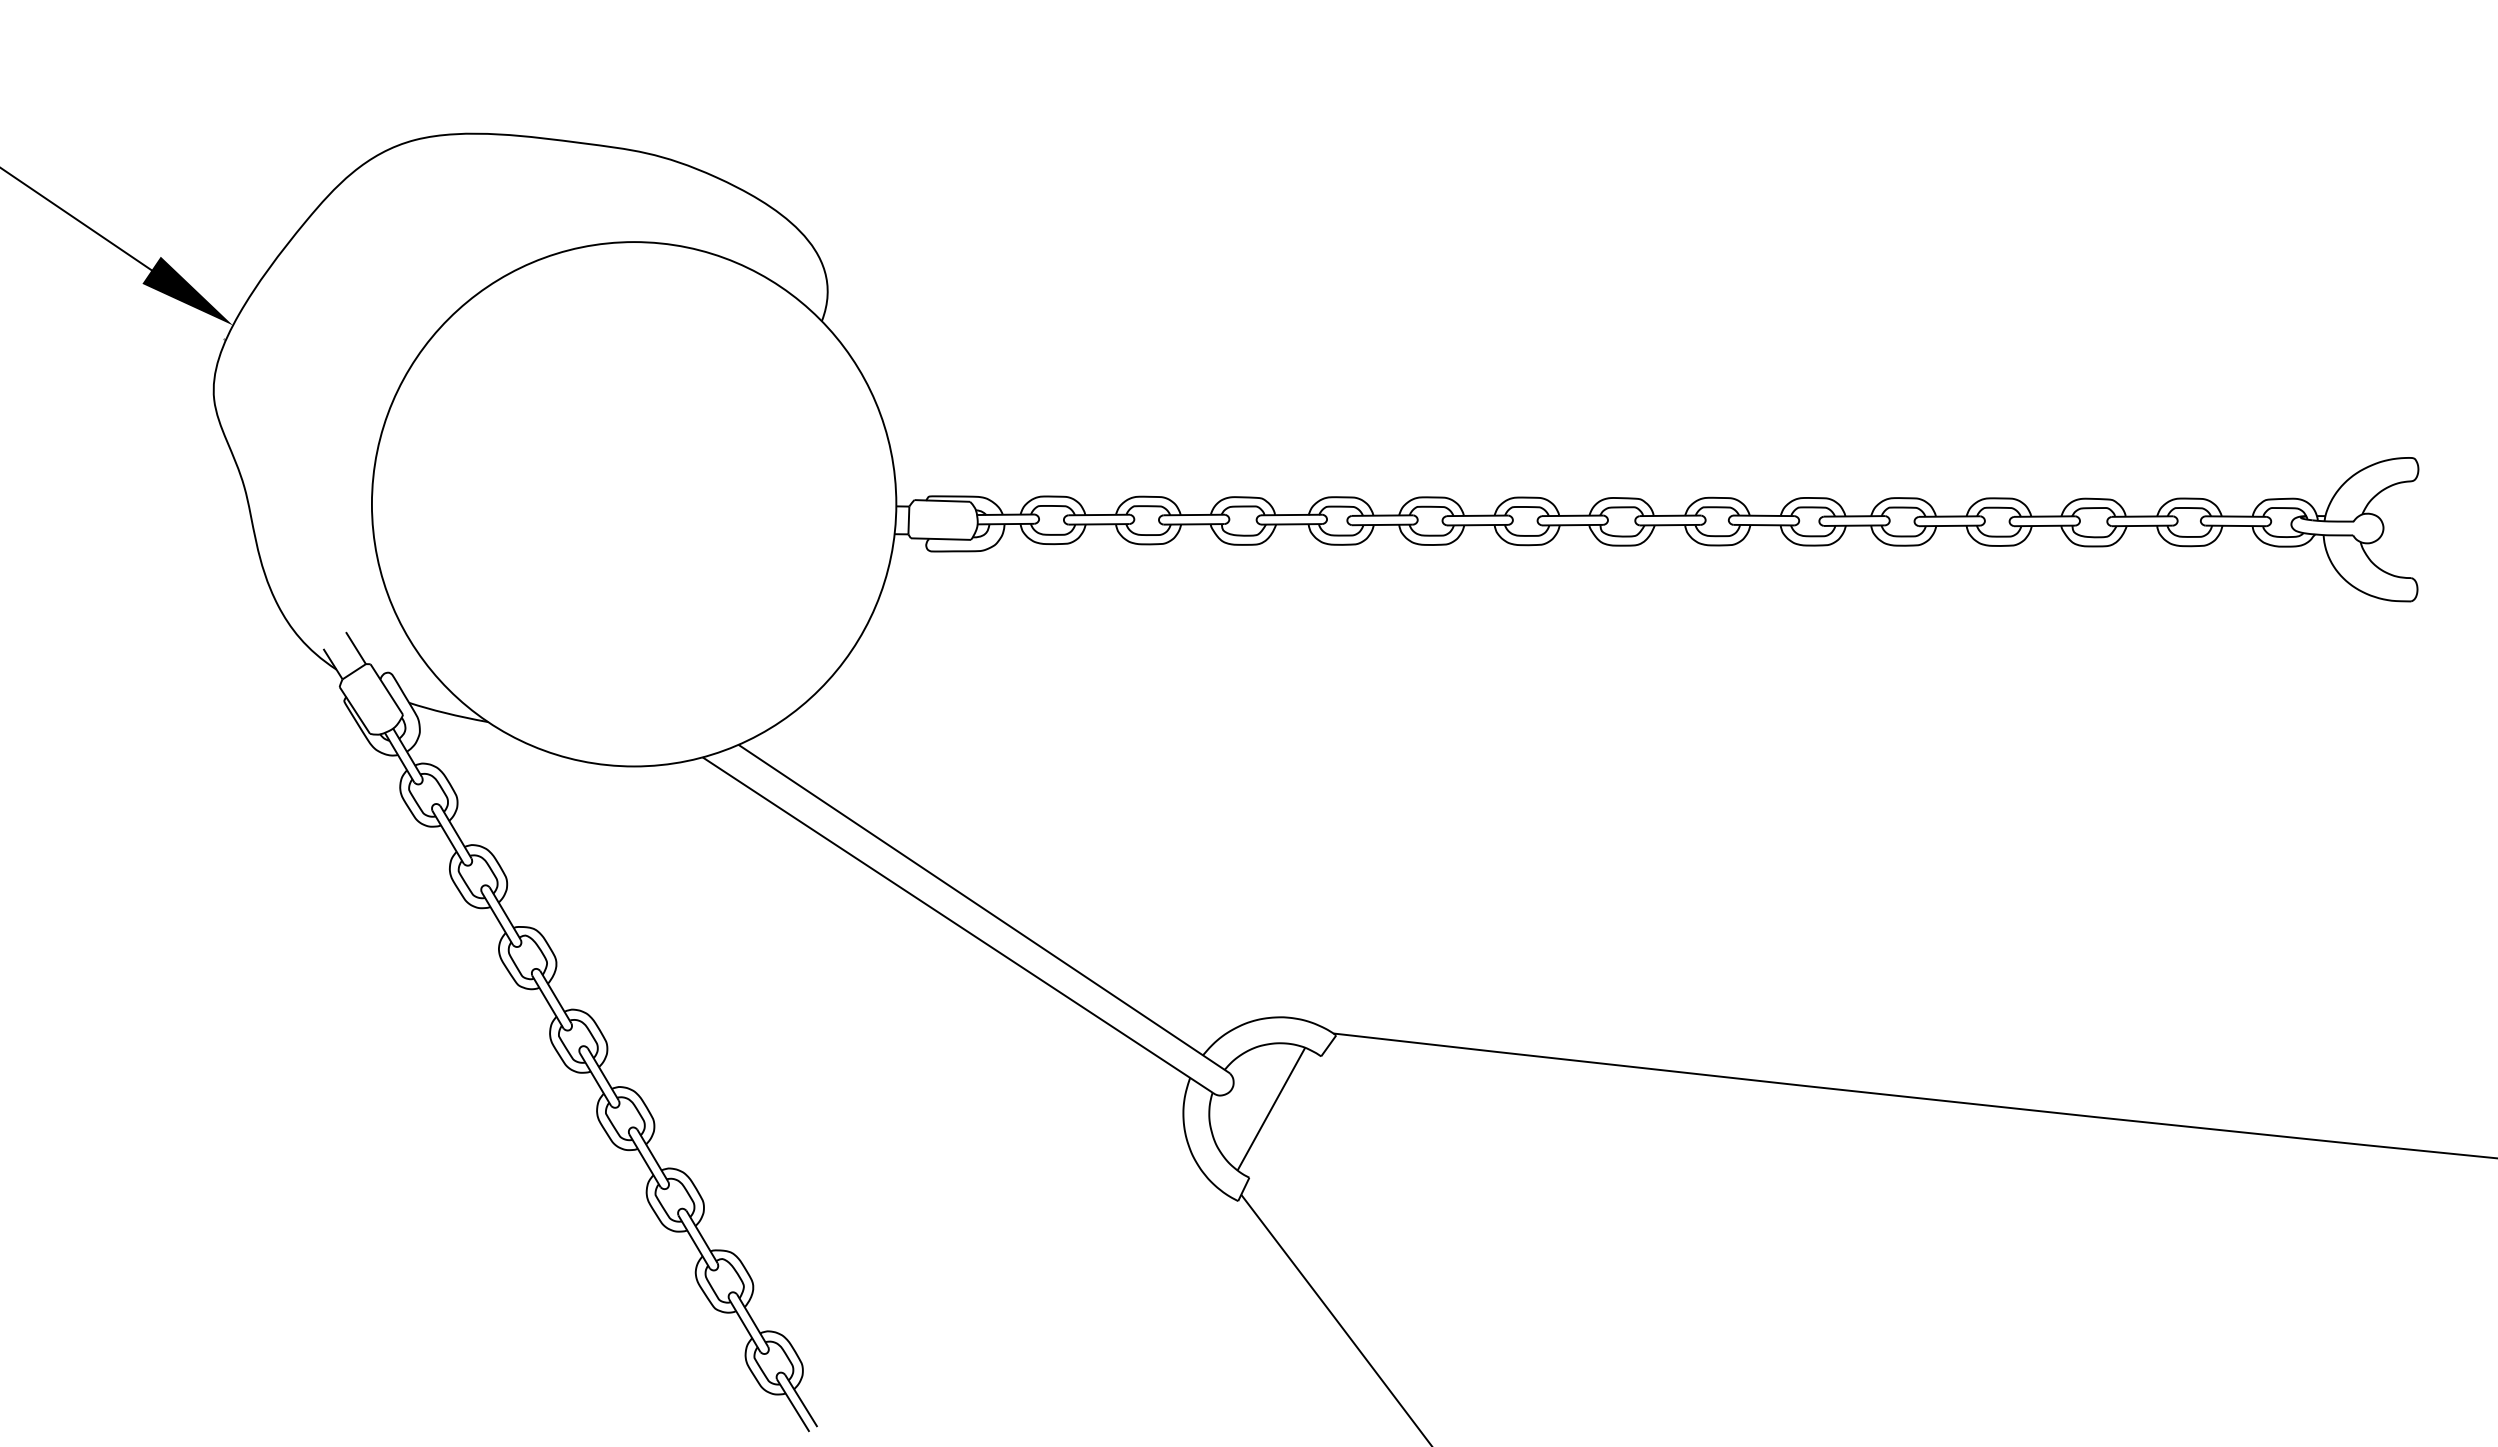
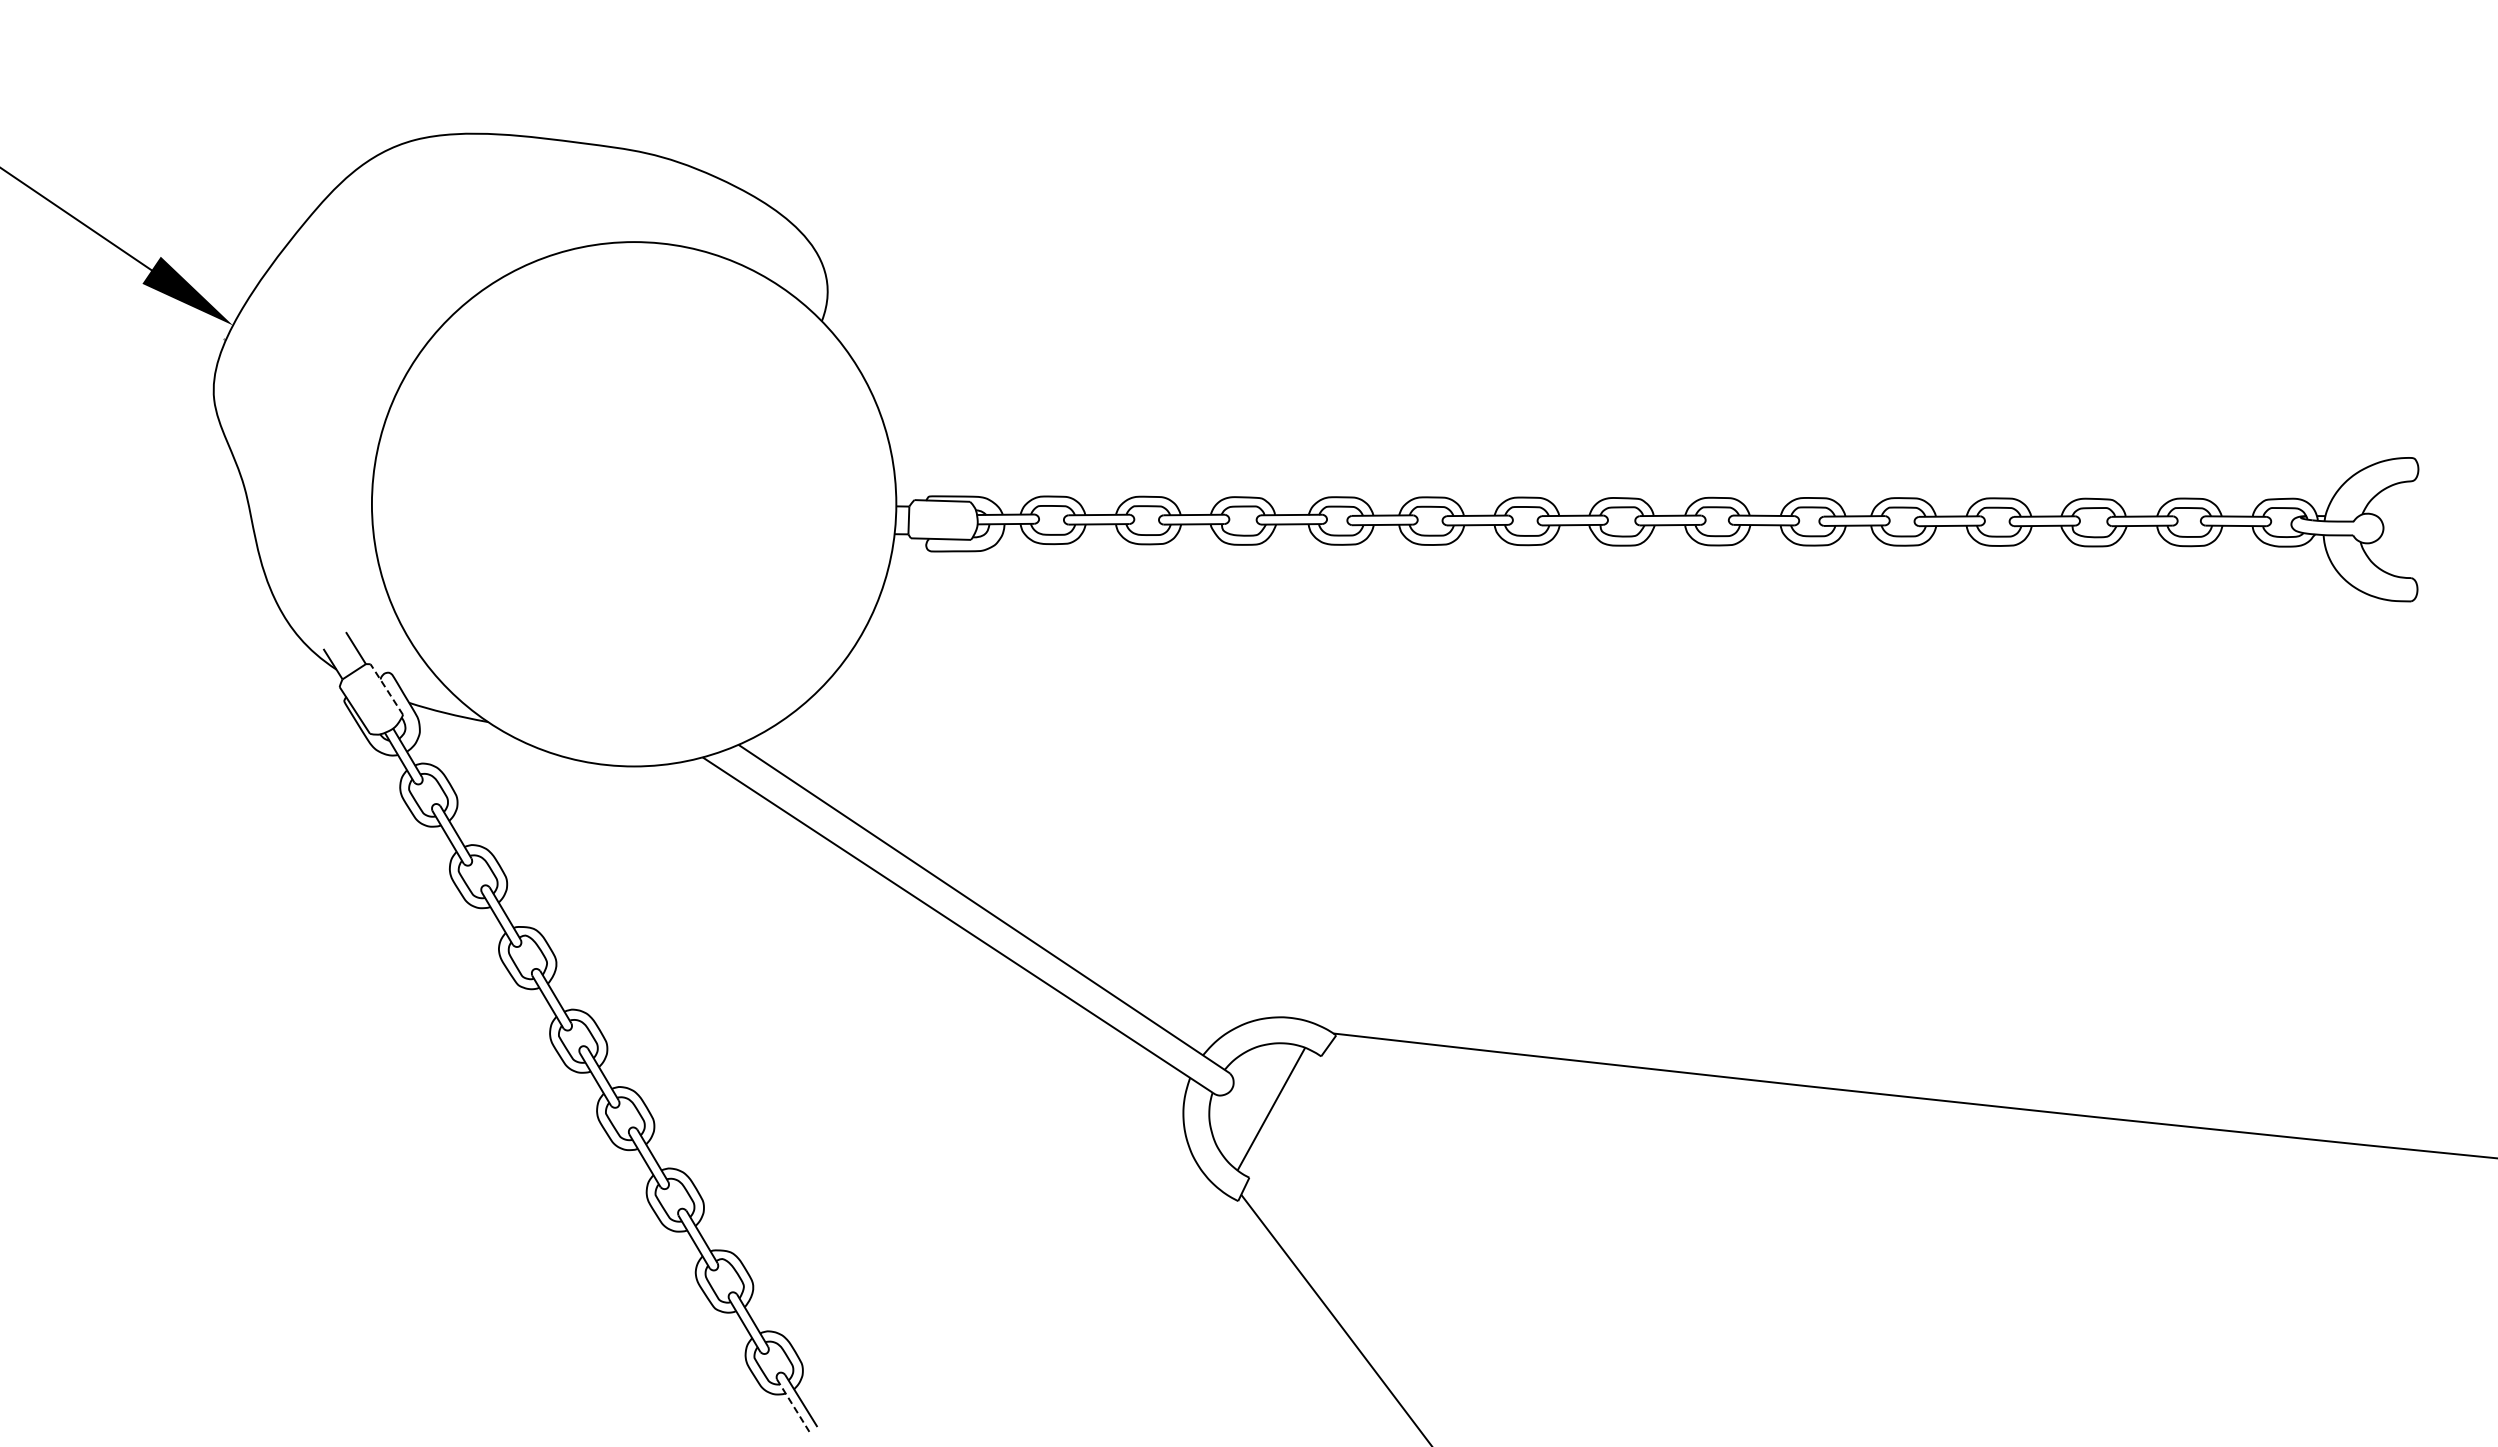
line: solid -> dashed (386, 689)
line: solid -> dashed (793, 1405)
